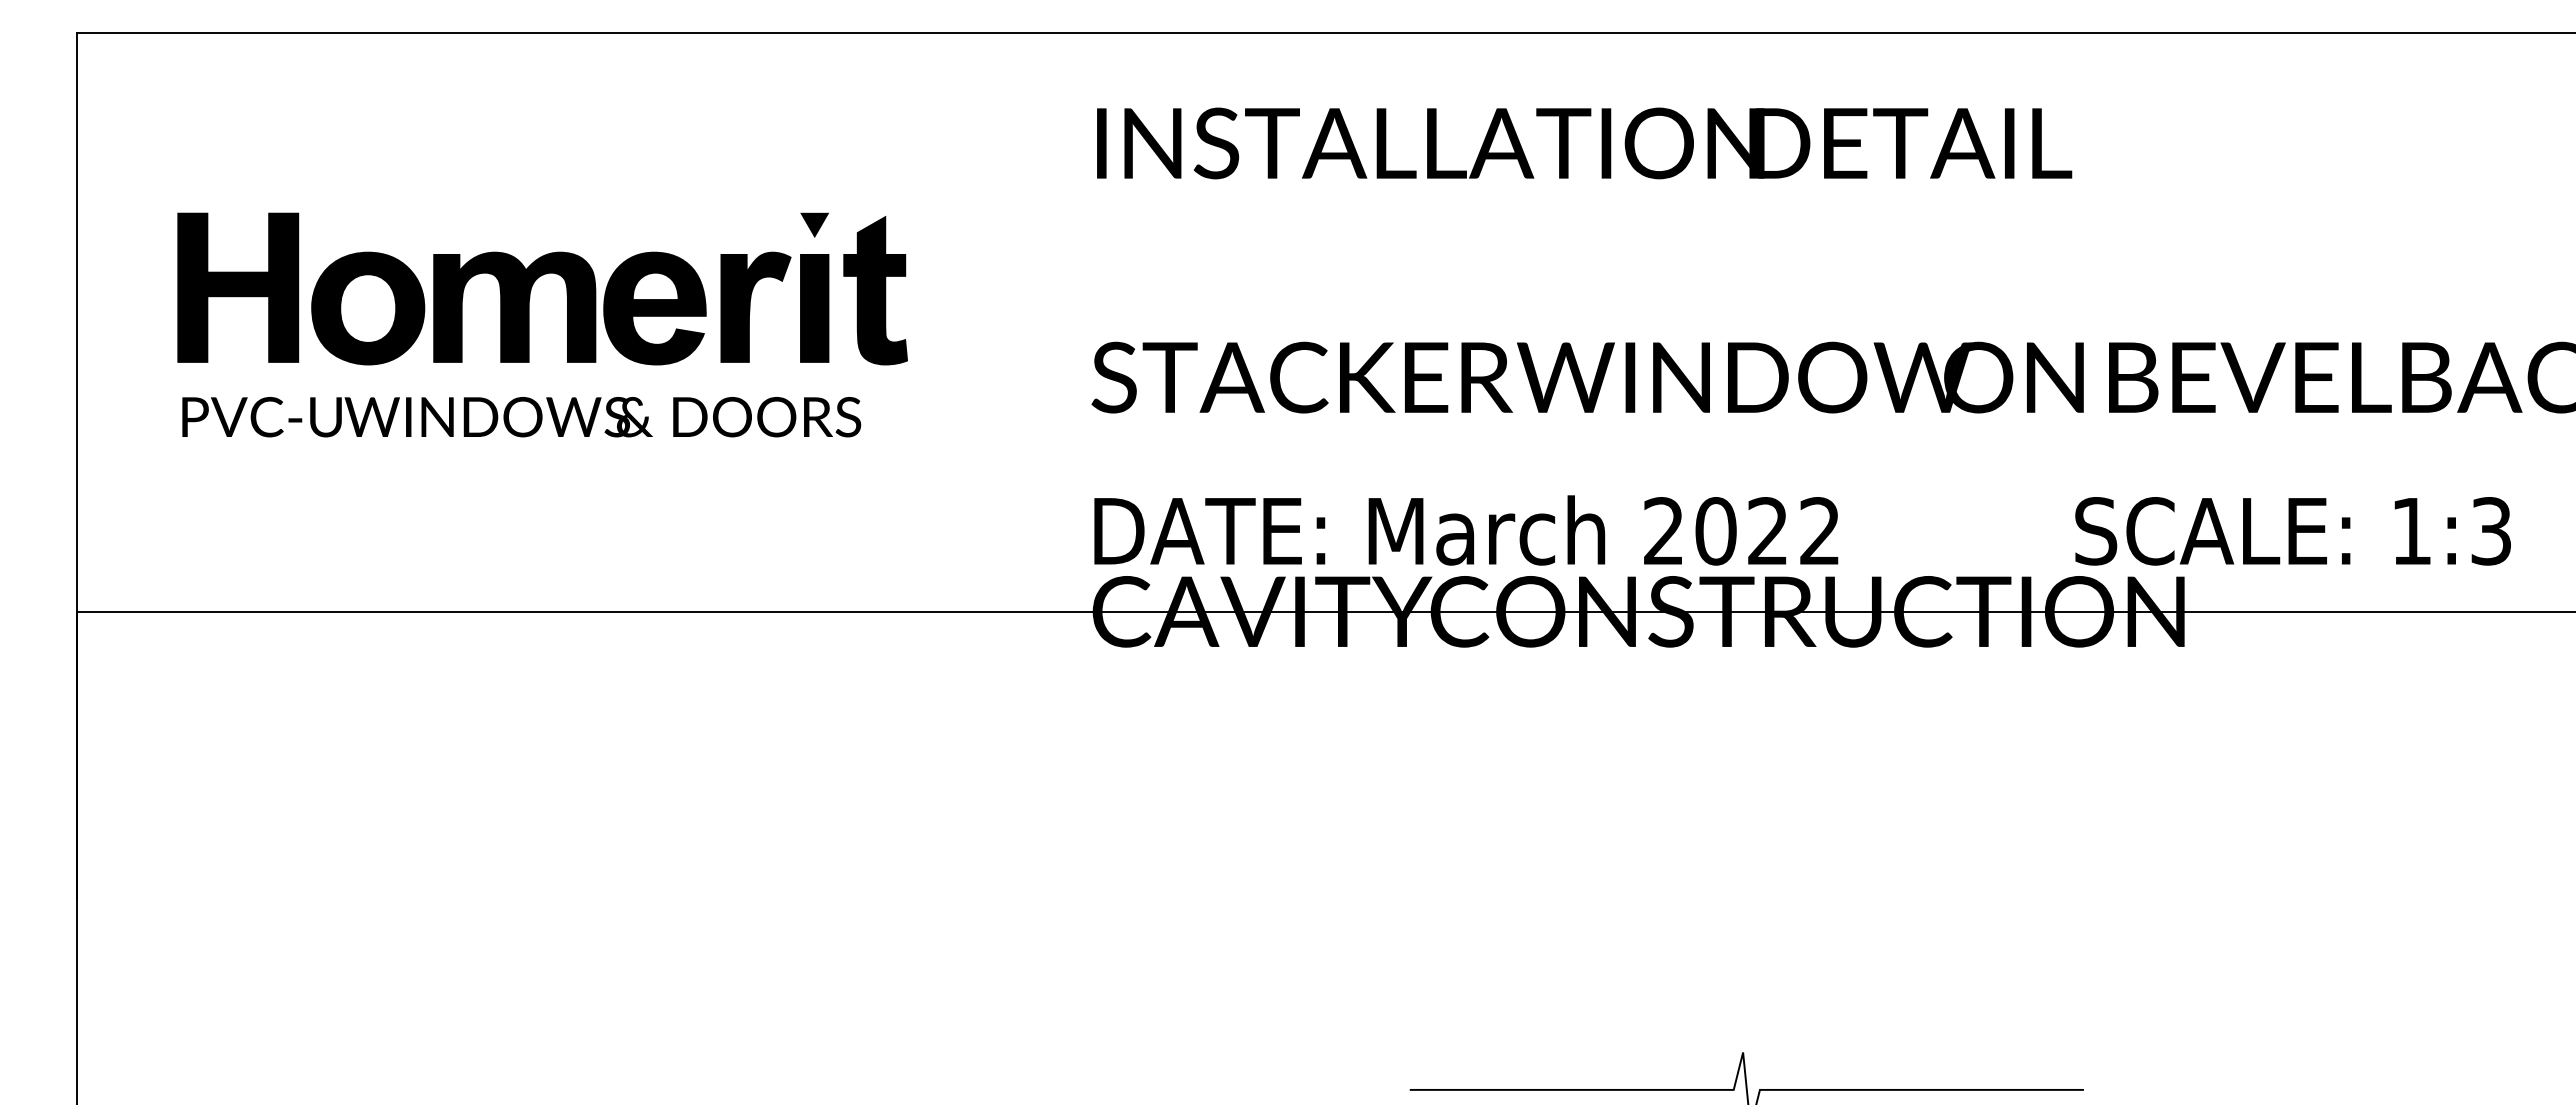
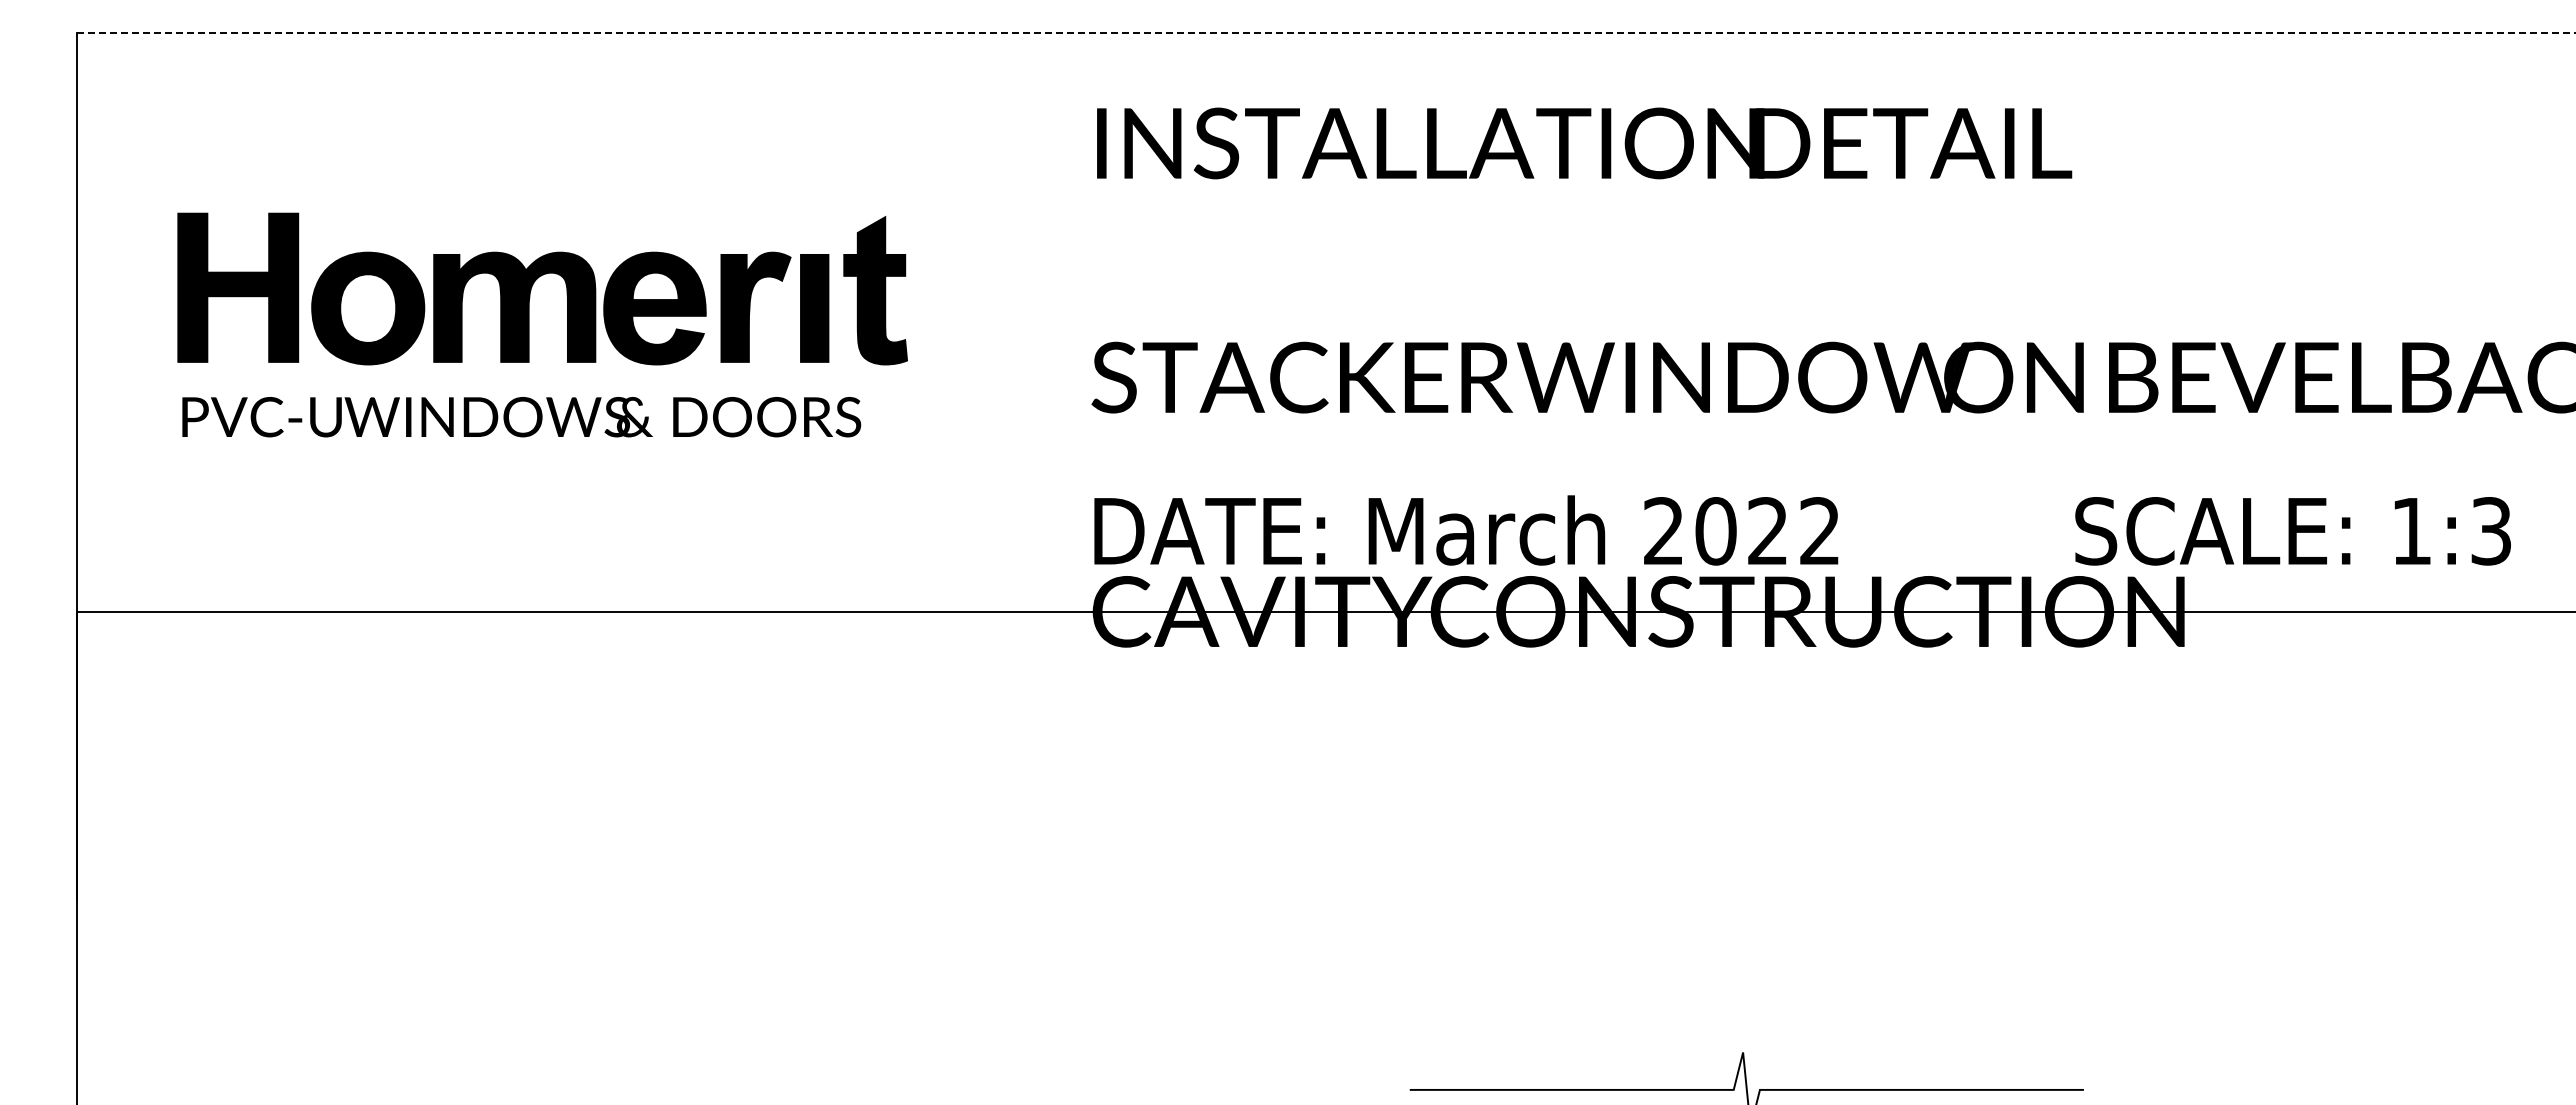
line: solid -> dashed (1326, 33)
fill: present -> none (814, 225)
